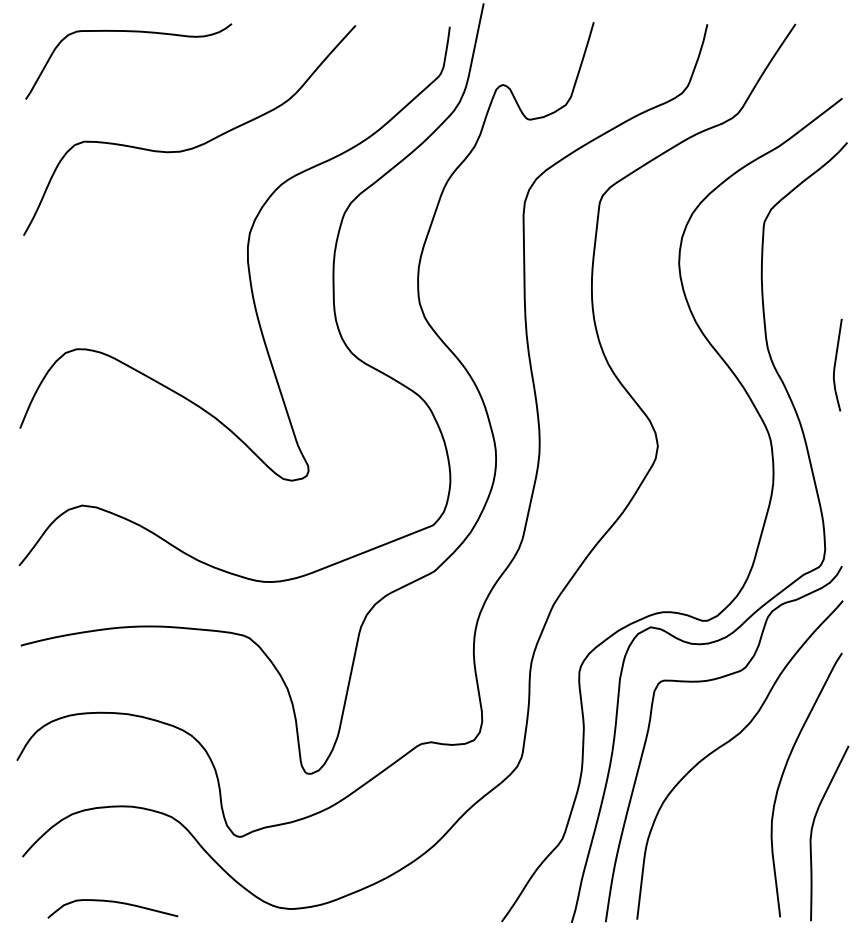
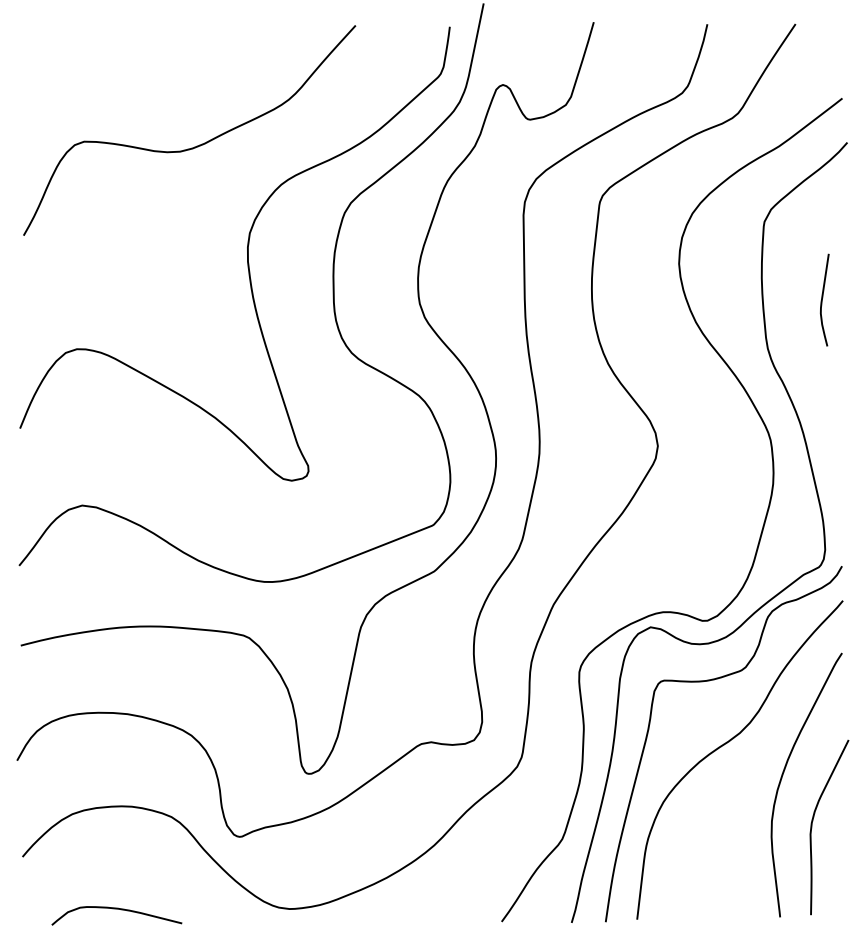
curve: present -> none (128, 32)
curve position: (835, 364) -> (822, 299) (822, 299)
curve position: (812, 833) -> (812, 827) (812, 827)
curve position: (112, 902) -> (116, 909) (116, 909)
